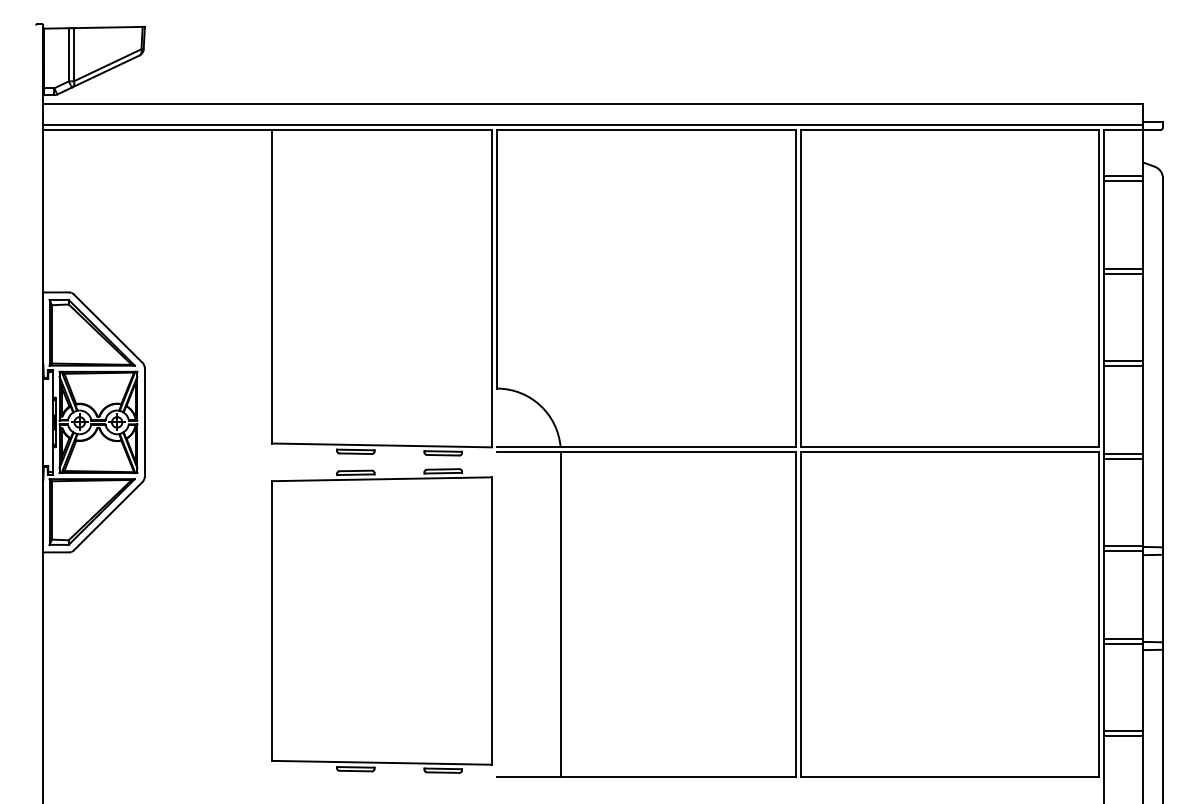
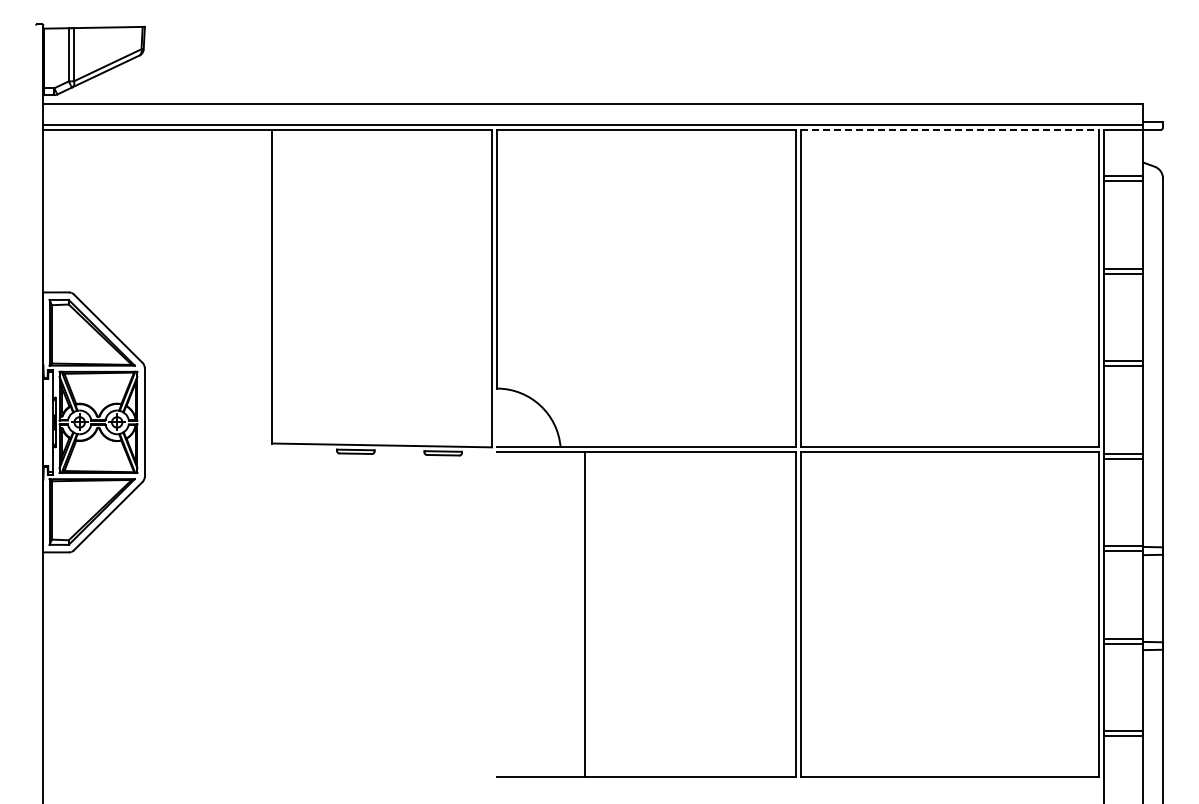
line: solid -> dashed (950, 130)
line position: (560, 614) -> (584, 614) (584, 614)
part: present -> none (381, 620)
